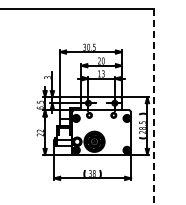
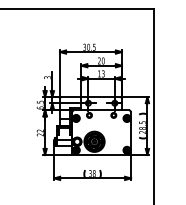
line: dashed -> solid (153, 106)
